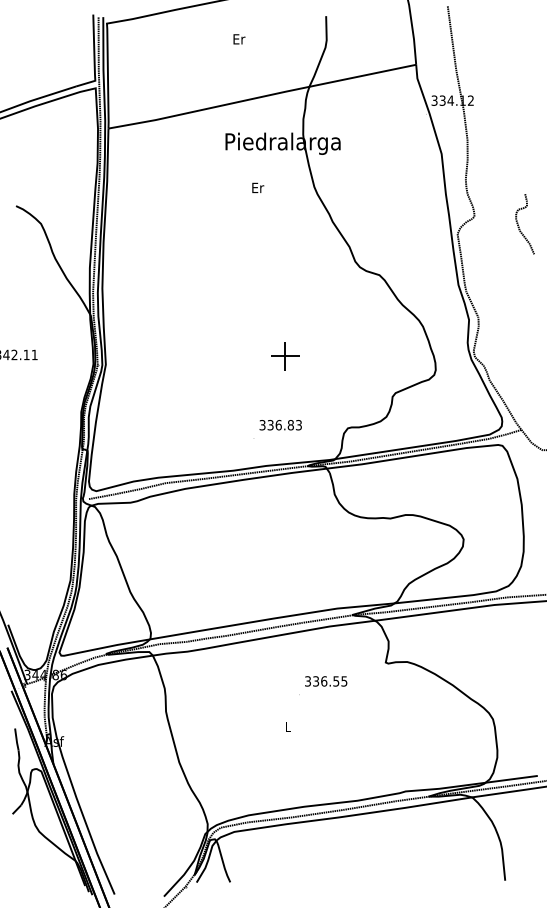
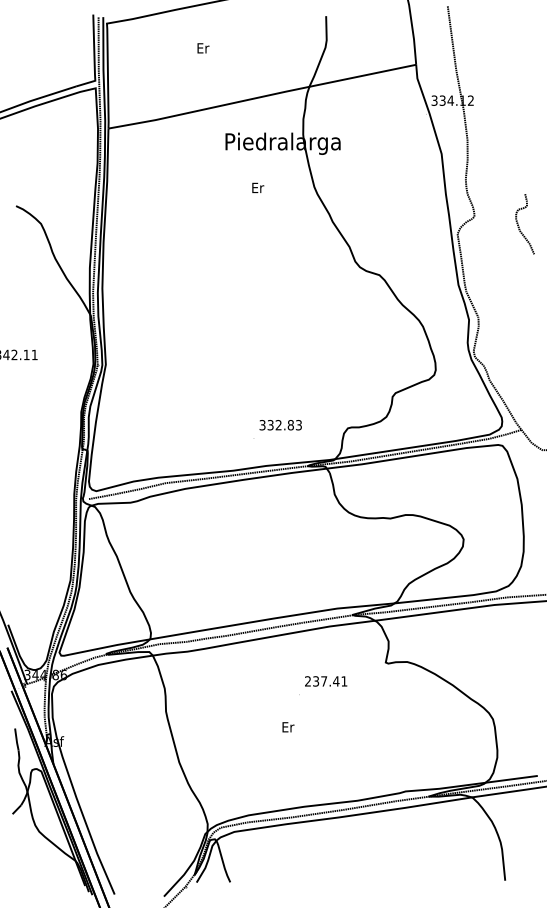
text position: (239, 39) -> (203, 48) (203, 48)
part: present -> none (285, 356)
text: 336.83 -> 332.83 (278, 424)
text: 336.55 -> 237.41 (326, 681)
text: L -> Er (288, 727)
